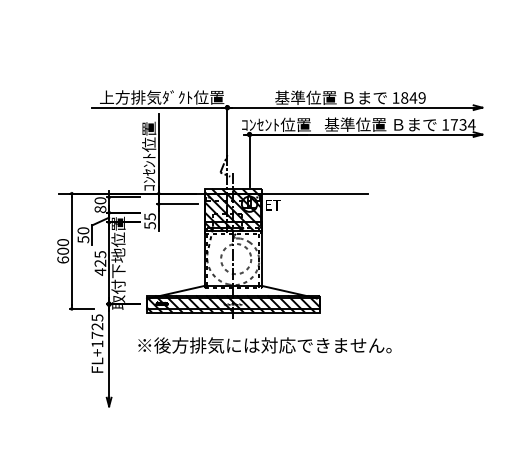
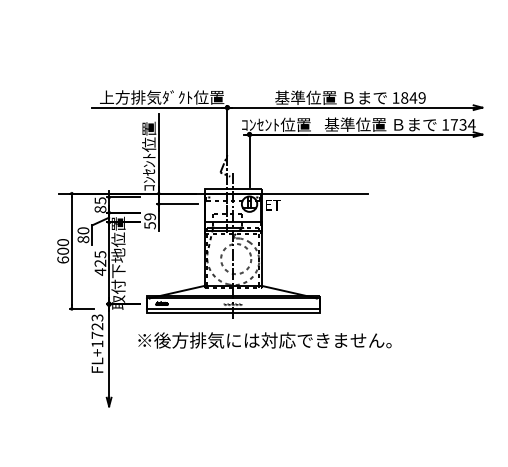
text: 80 -> 85 (100, 200)
hatch: present -> none (232, 209)
text: 55 -> 59 (149, 216)
text: 50 -> 80 (83, 239)
hatch: present -> none (232, 303)
text: FL+1725 -> FL+1723 (96, 317)
text position: (264, 345) -> (264, 340) (264, 340)
